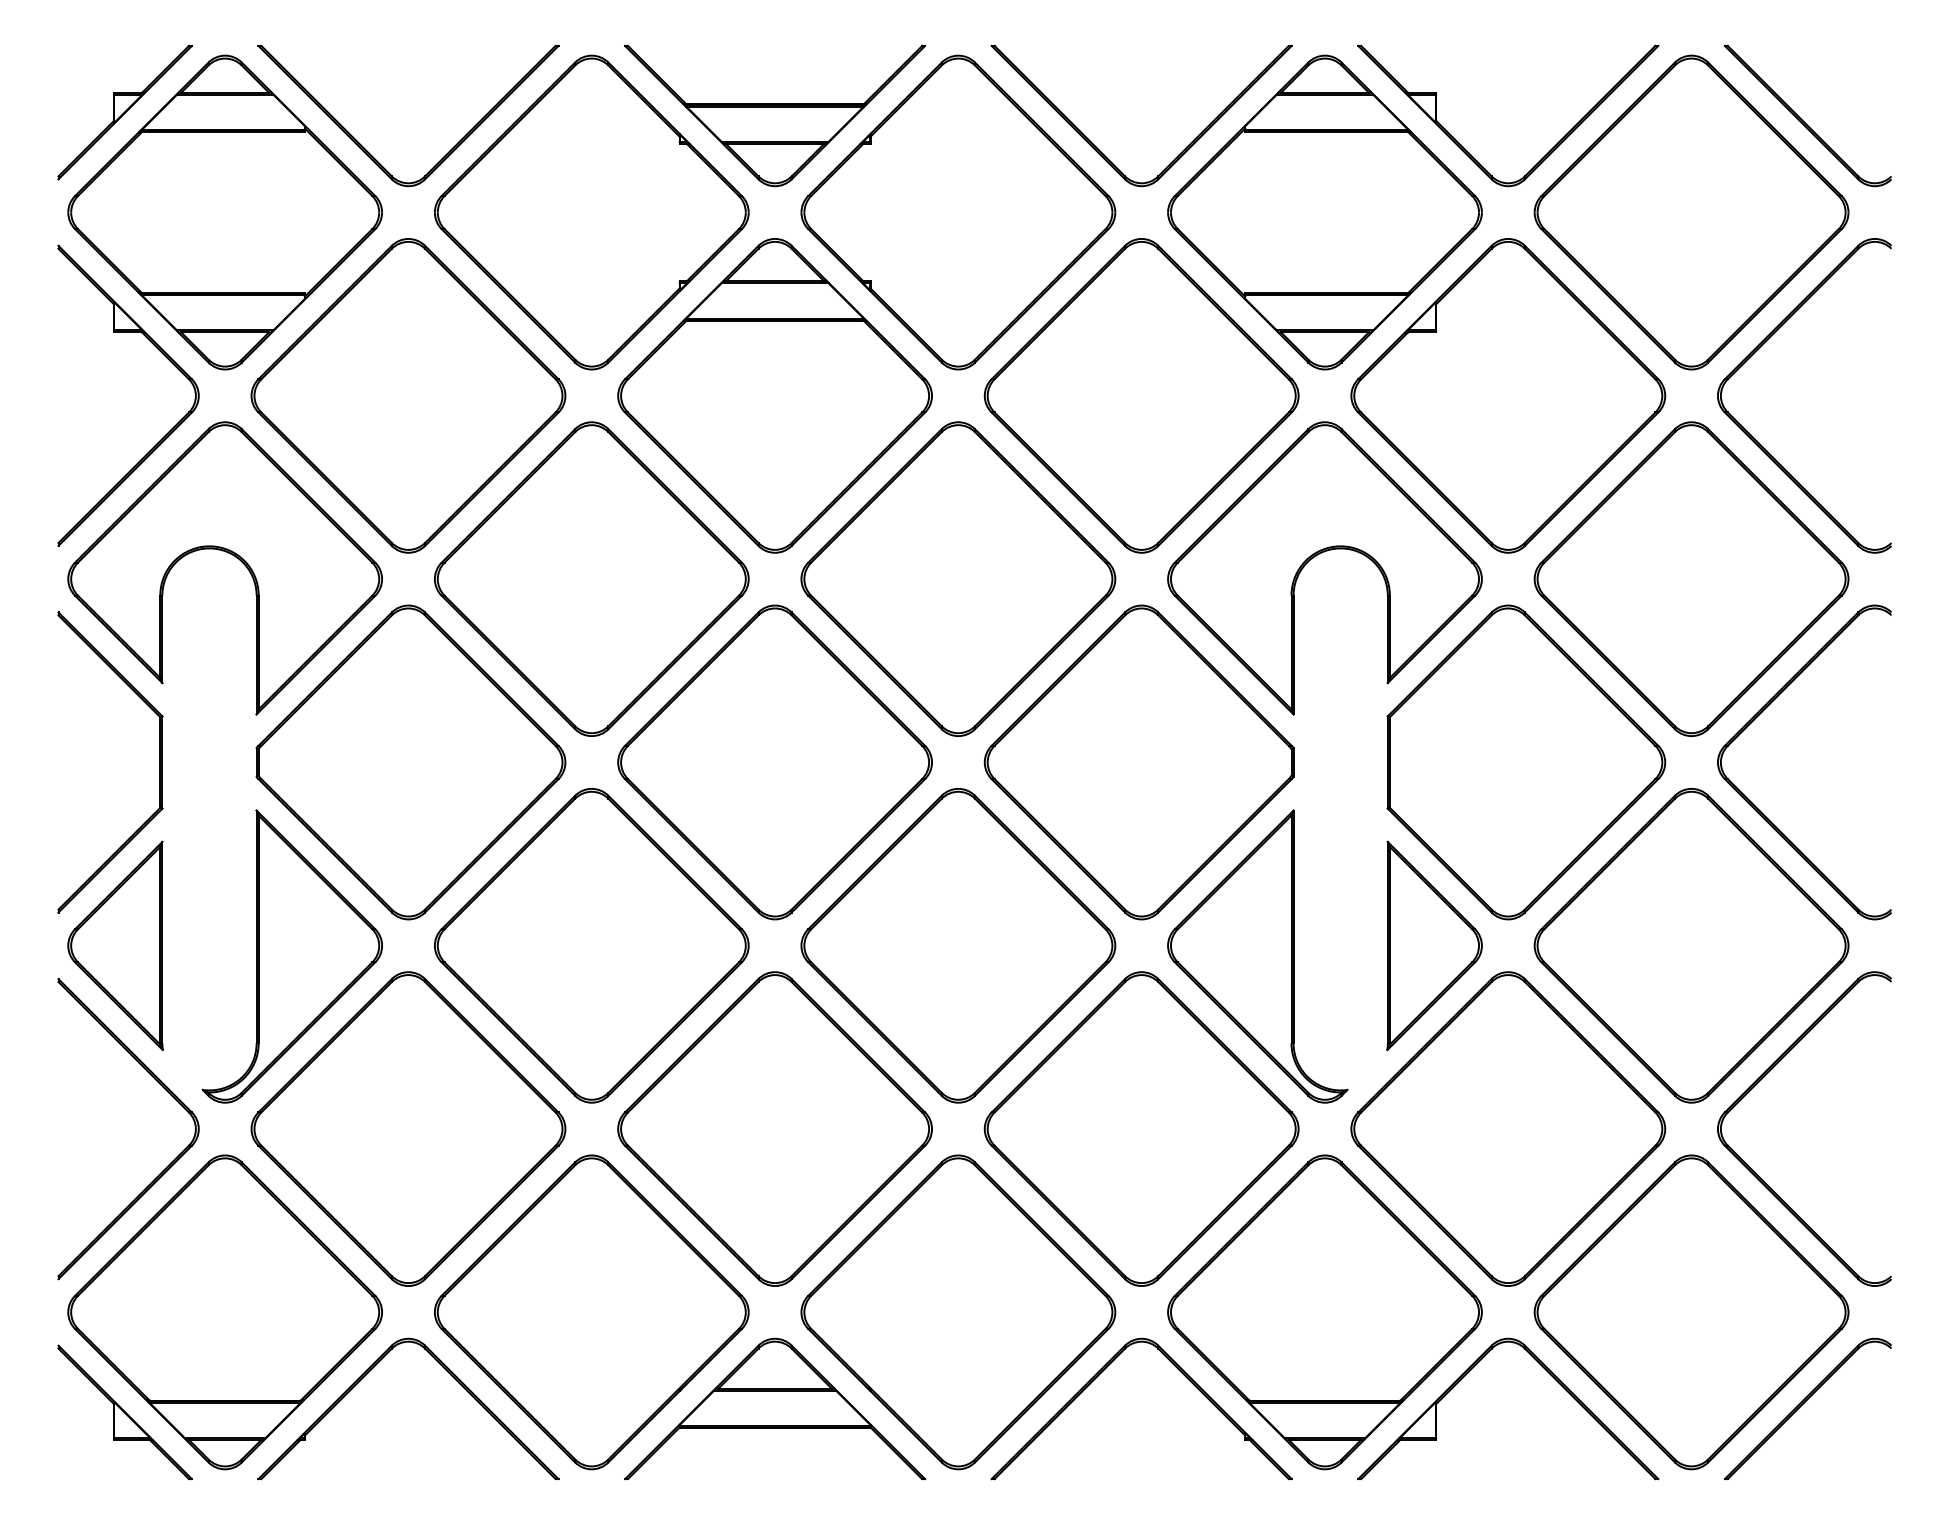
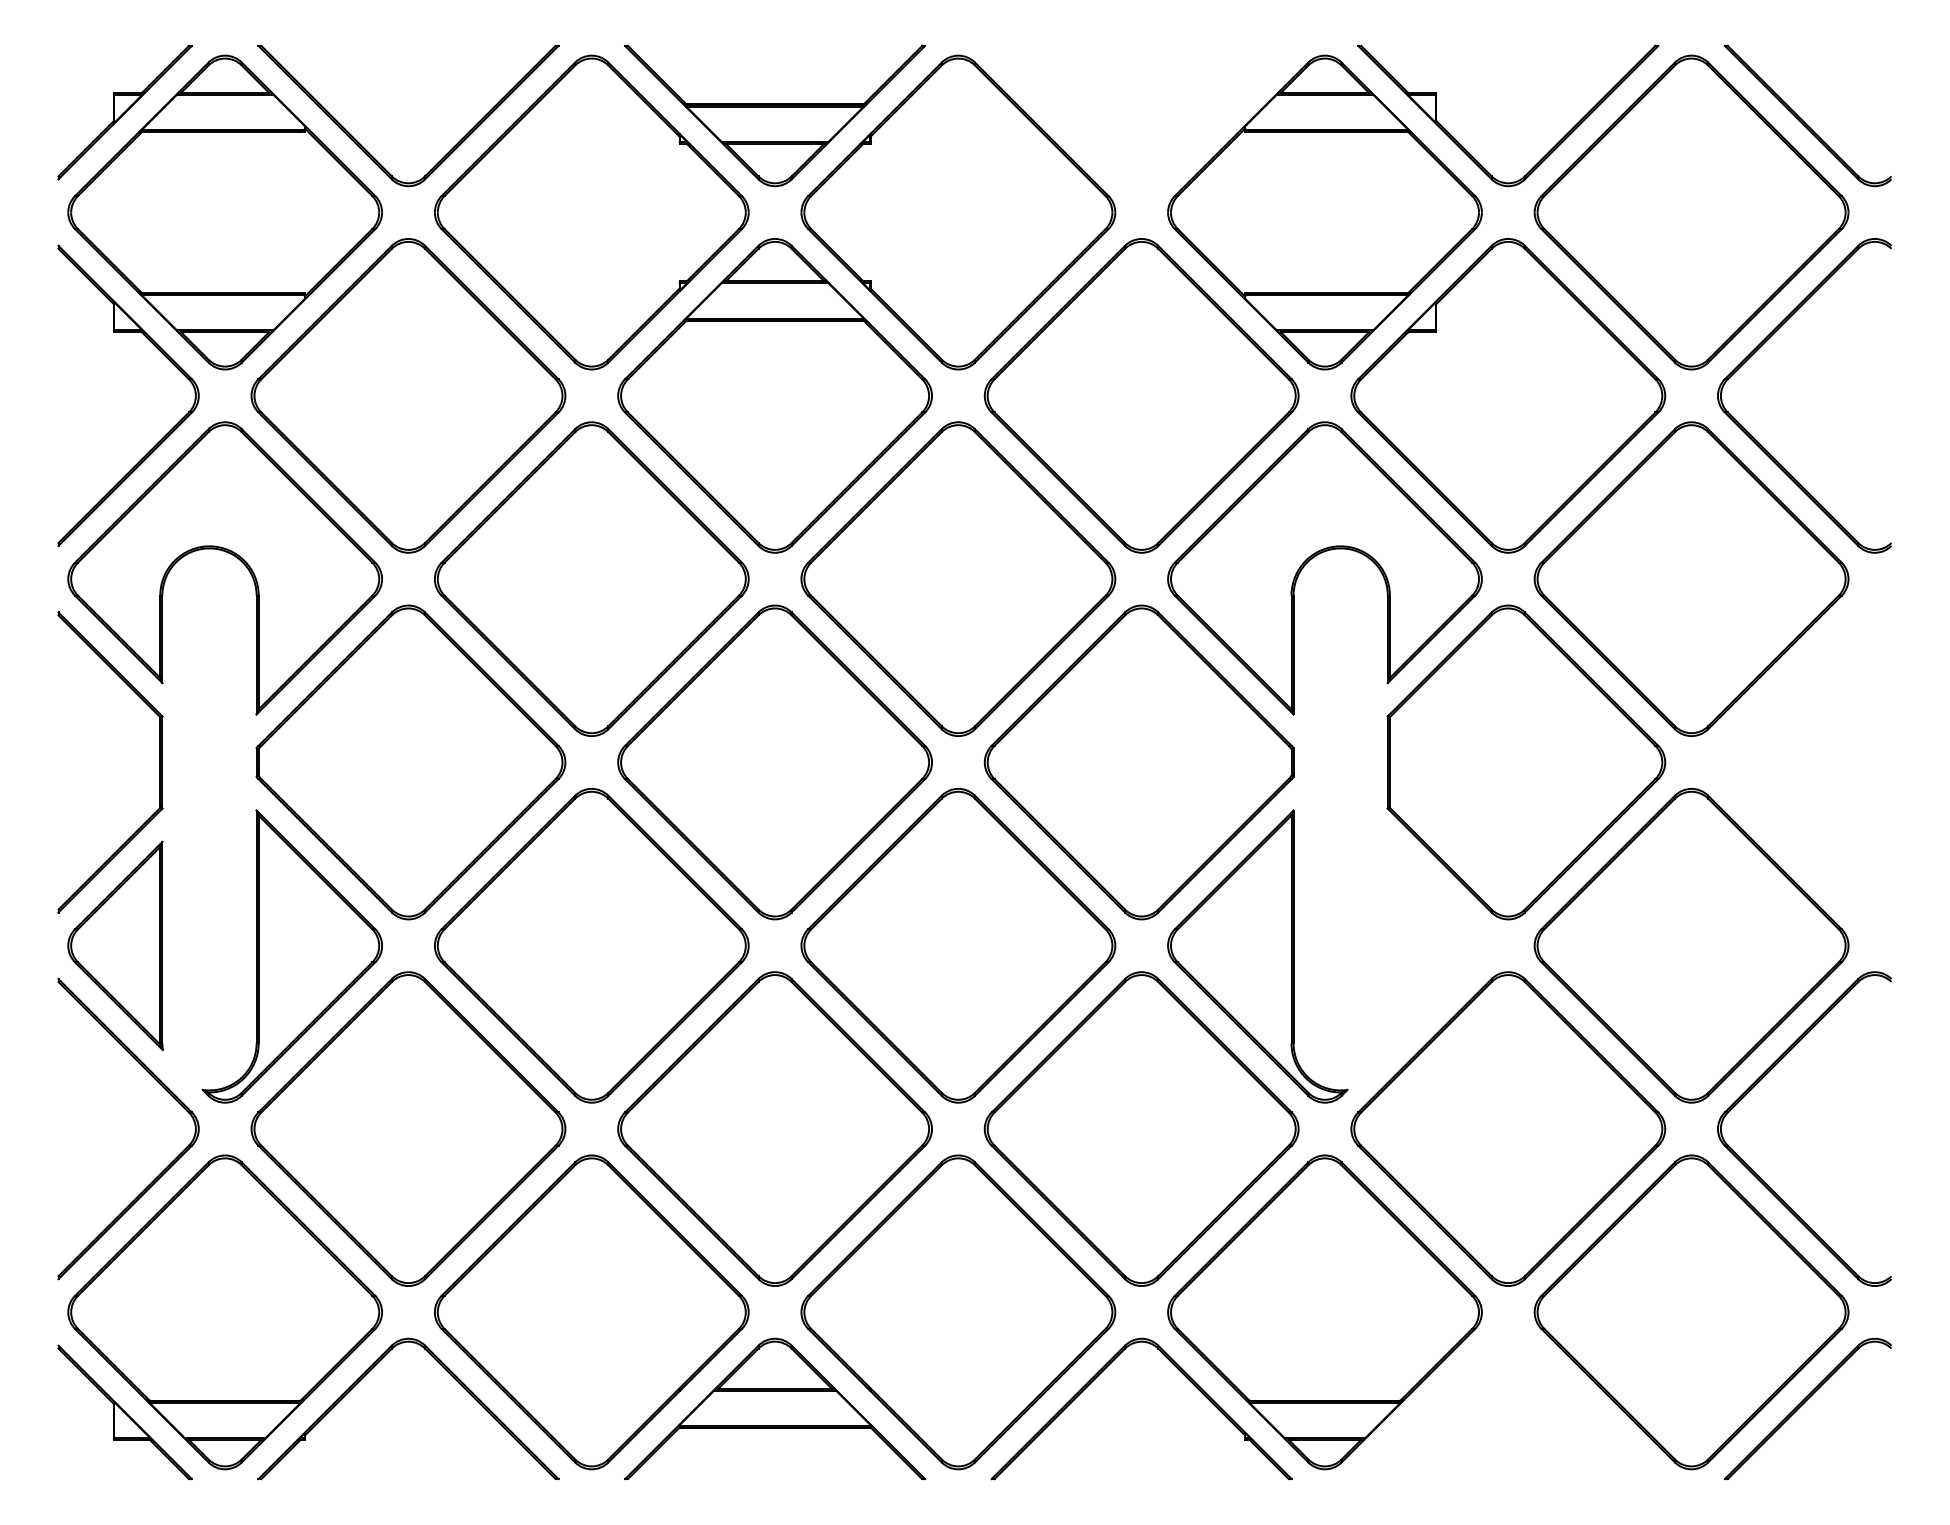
part: present -> none (1103, 153)
part: present -> none (1758, 716)
part: present -> none (1434, 945)
part: present -> none (1471, 1370)
